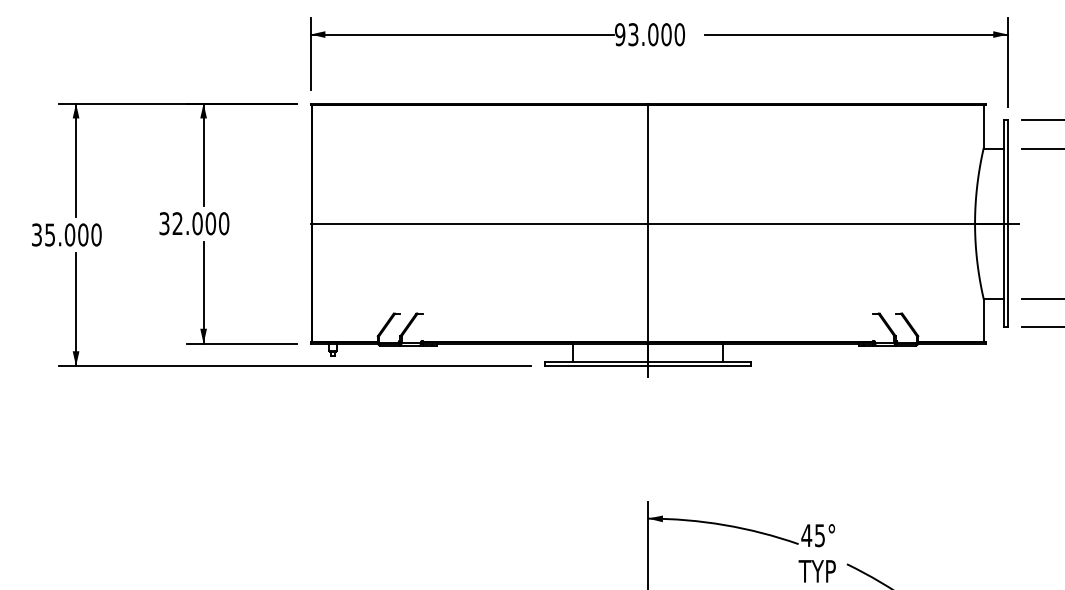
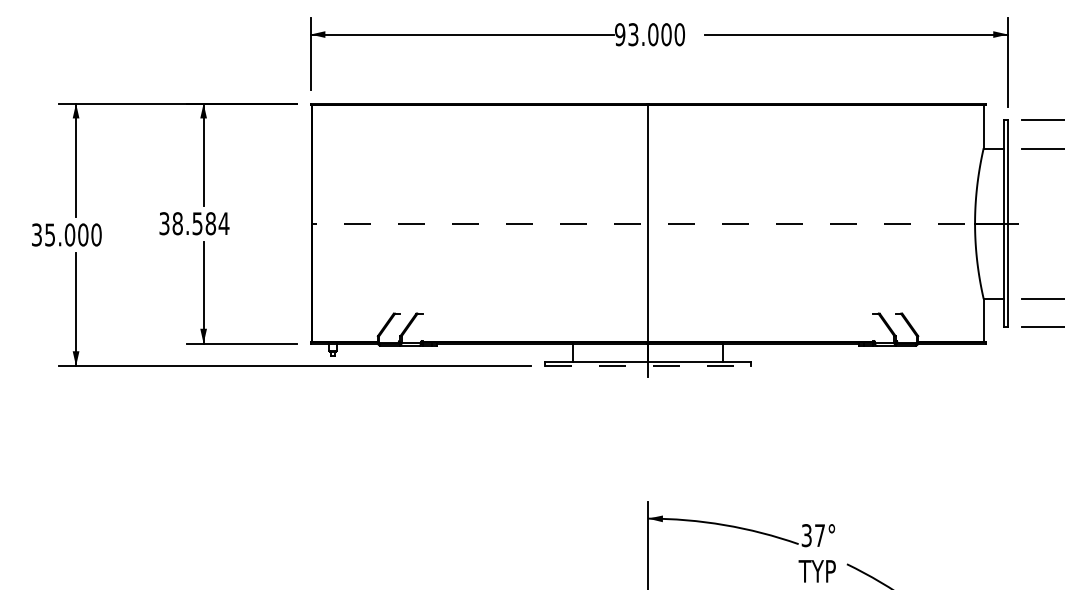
text: 32.000 -> 38.584 (200, 223)
line: solid -> dashed (664, 223)
line: solid -> dashed (648, 366)
text: 45° -> 37° (812, 535)
